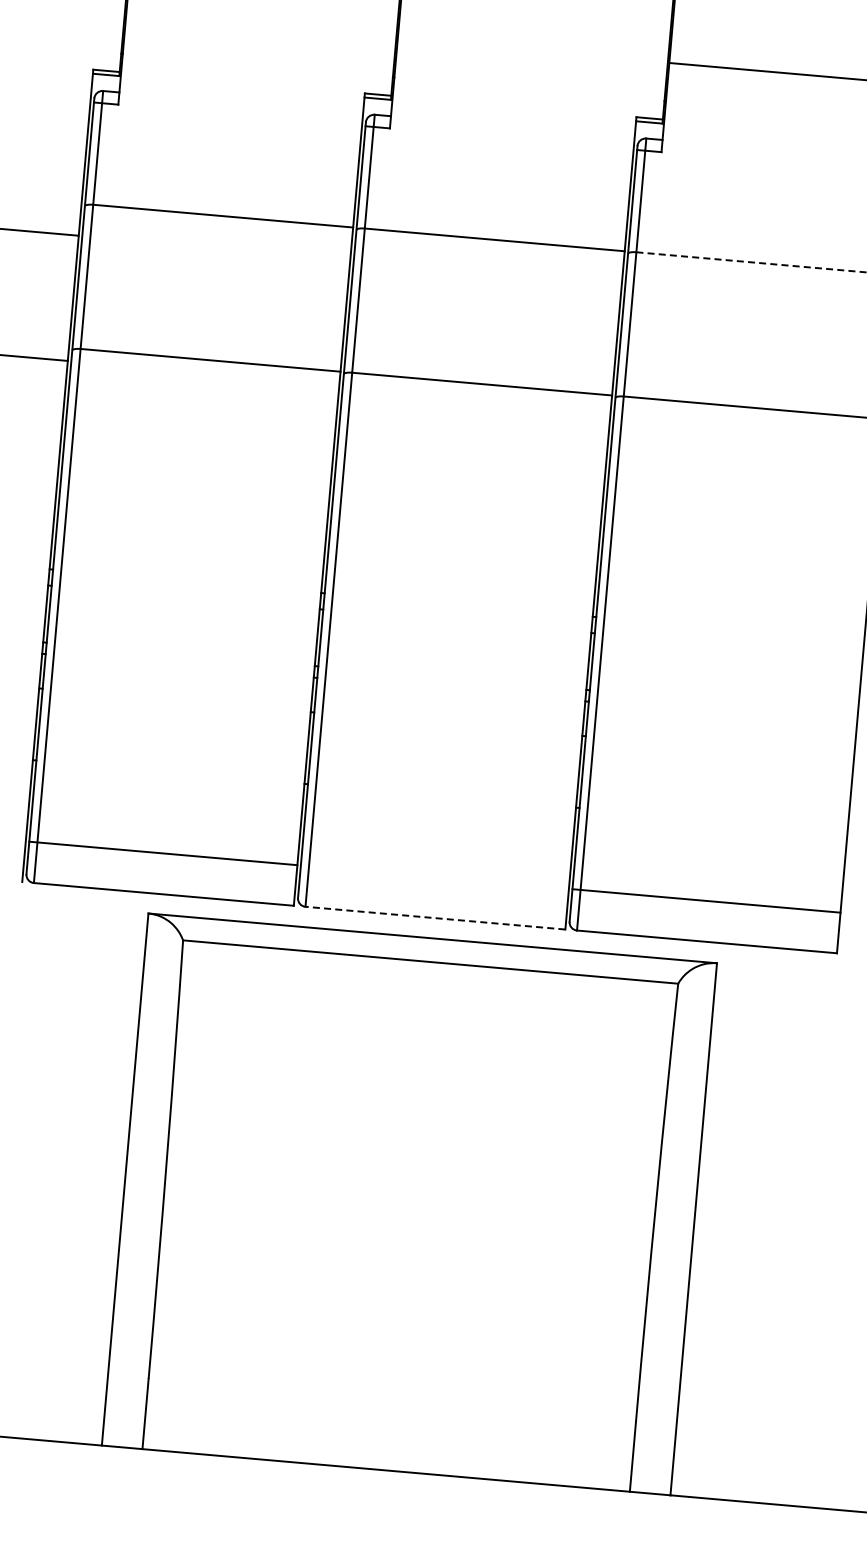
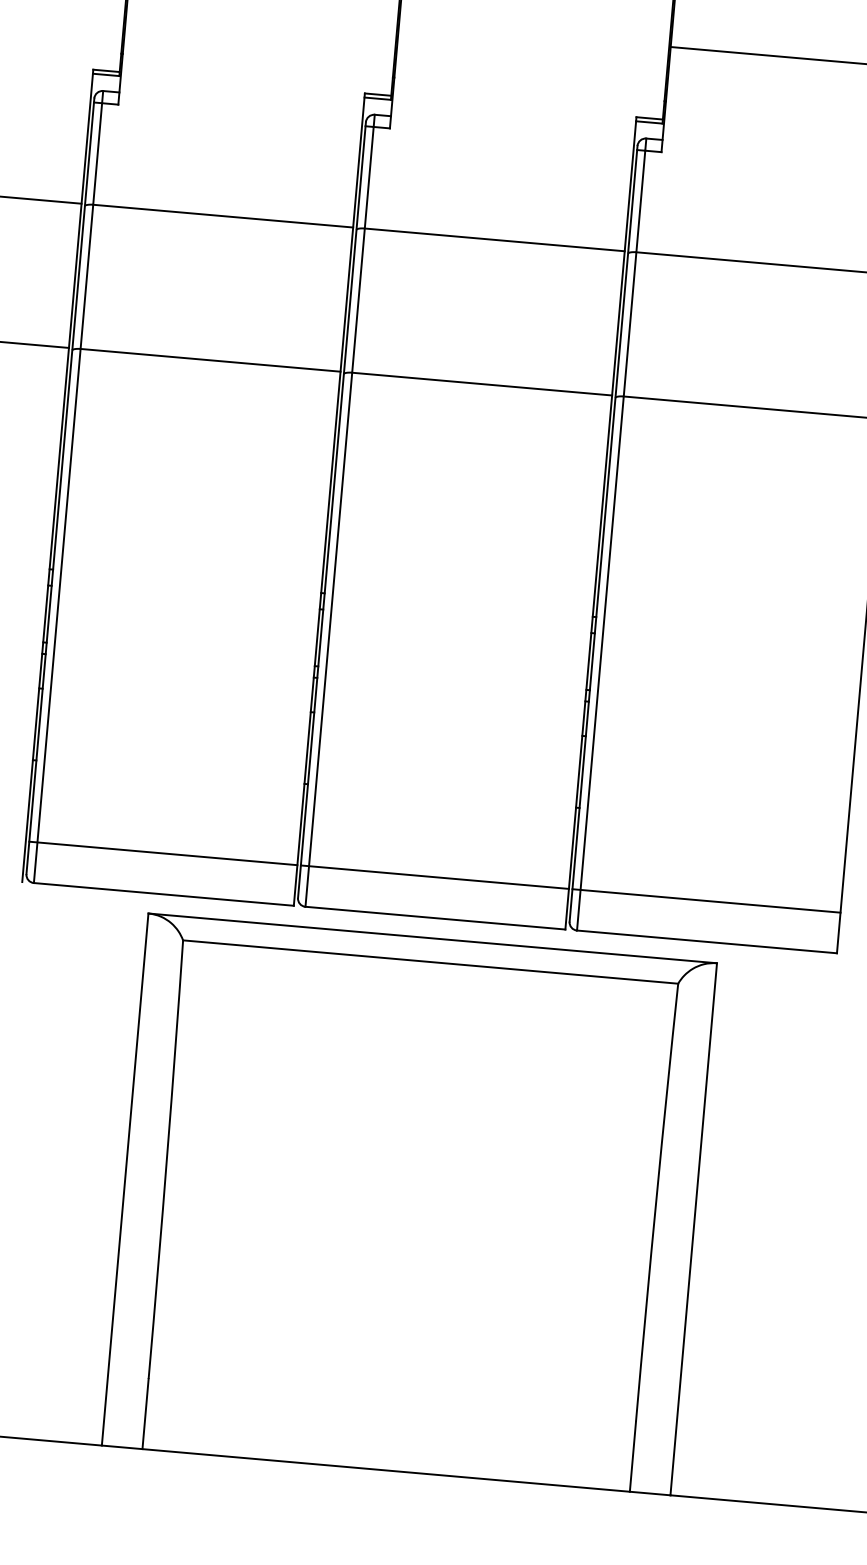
line position: (766, 71) -> (766, 55) (766, 55)
line position: (40, 232) -> (41, 199) (41, 199)
line: dashed -> solid (751, 262)
line position: (34, 357) -> (35, 344) (35, 344)
line: none -> present (434, 876)
line: dashed -> solid (434, 918)
